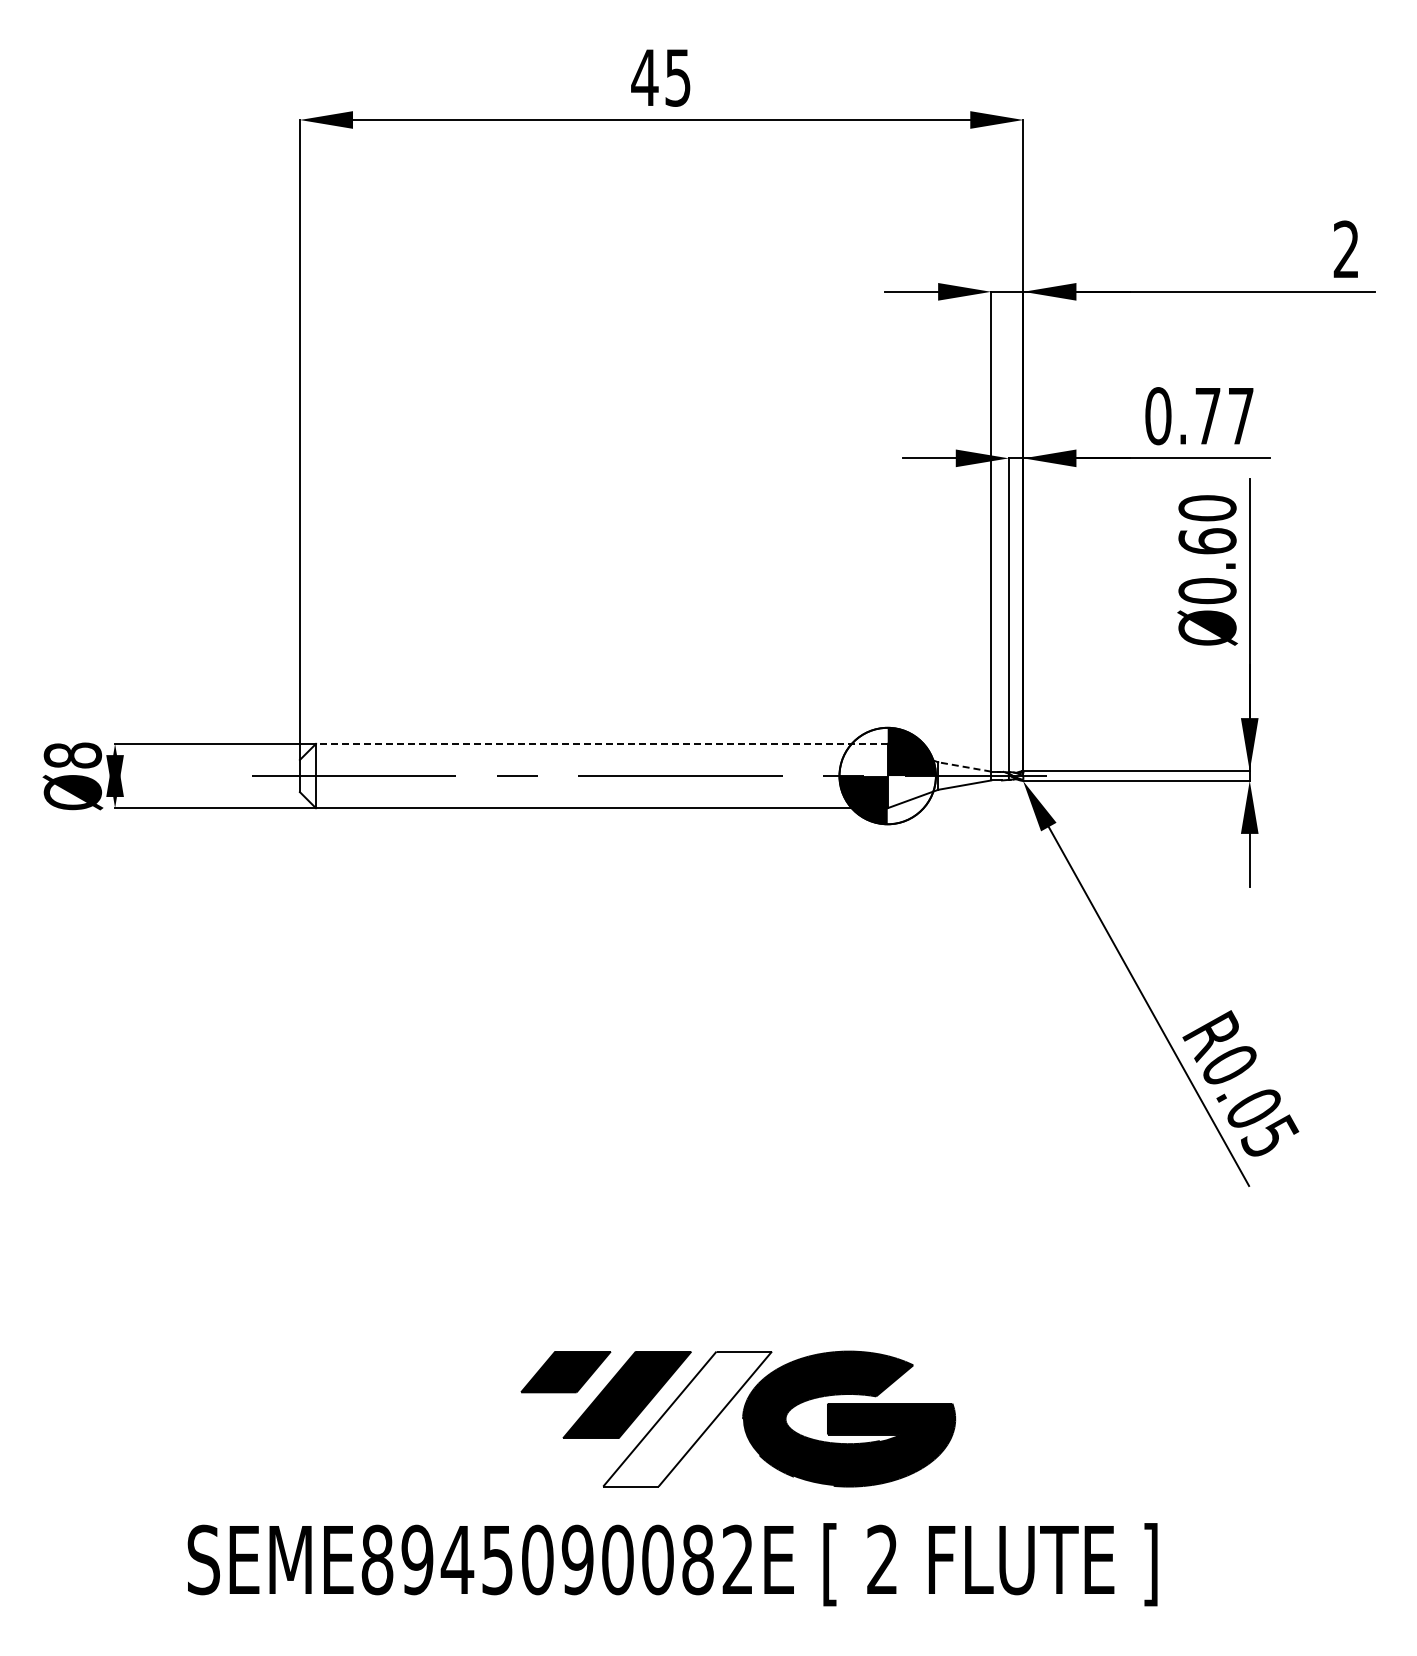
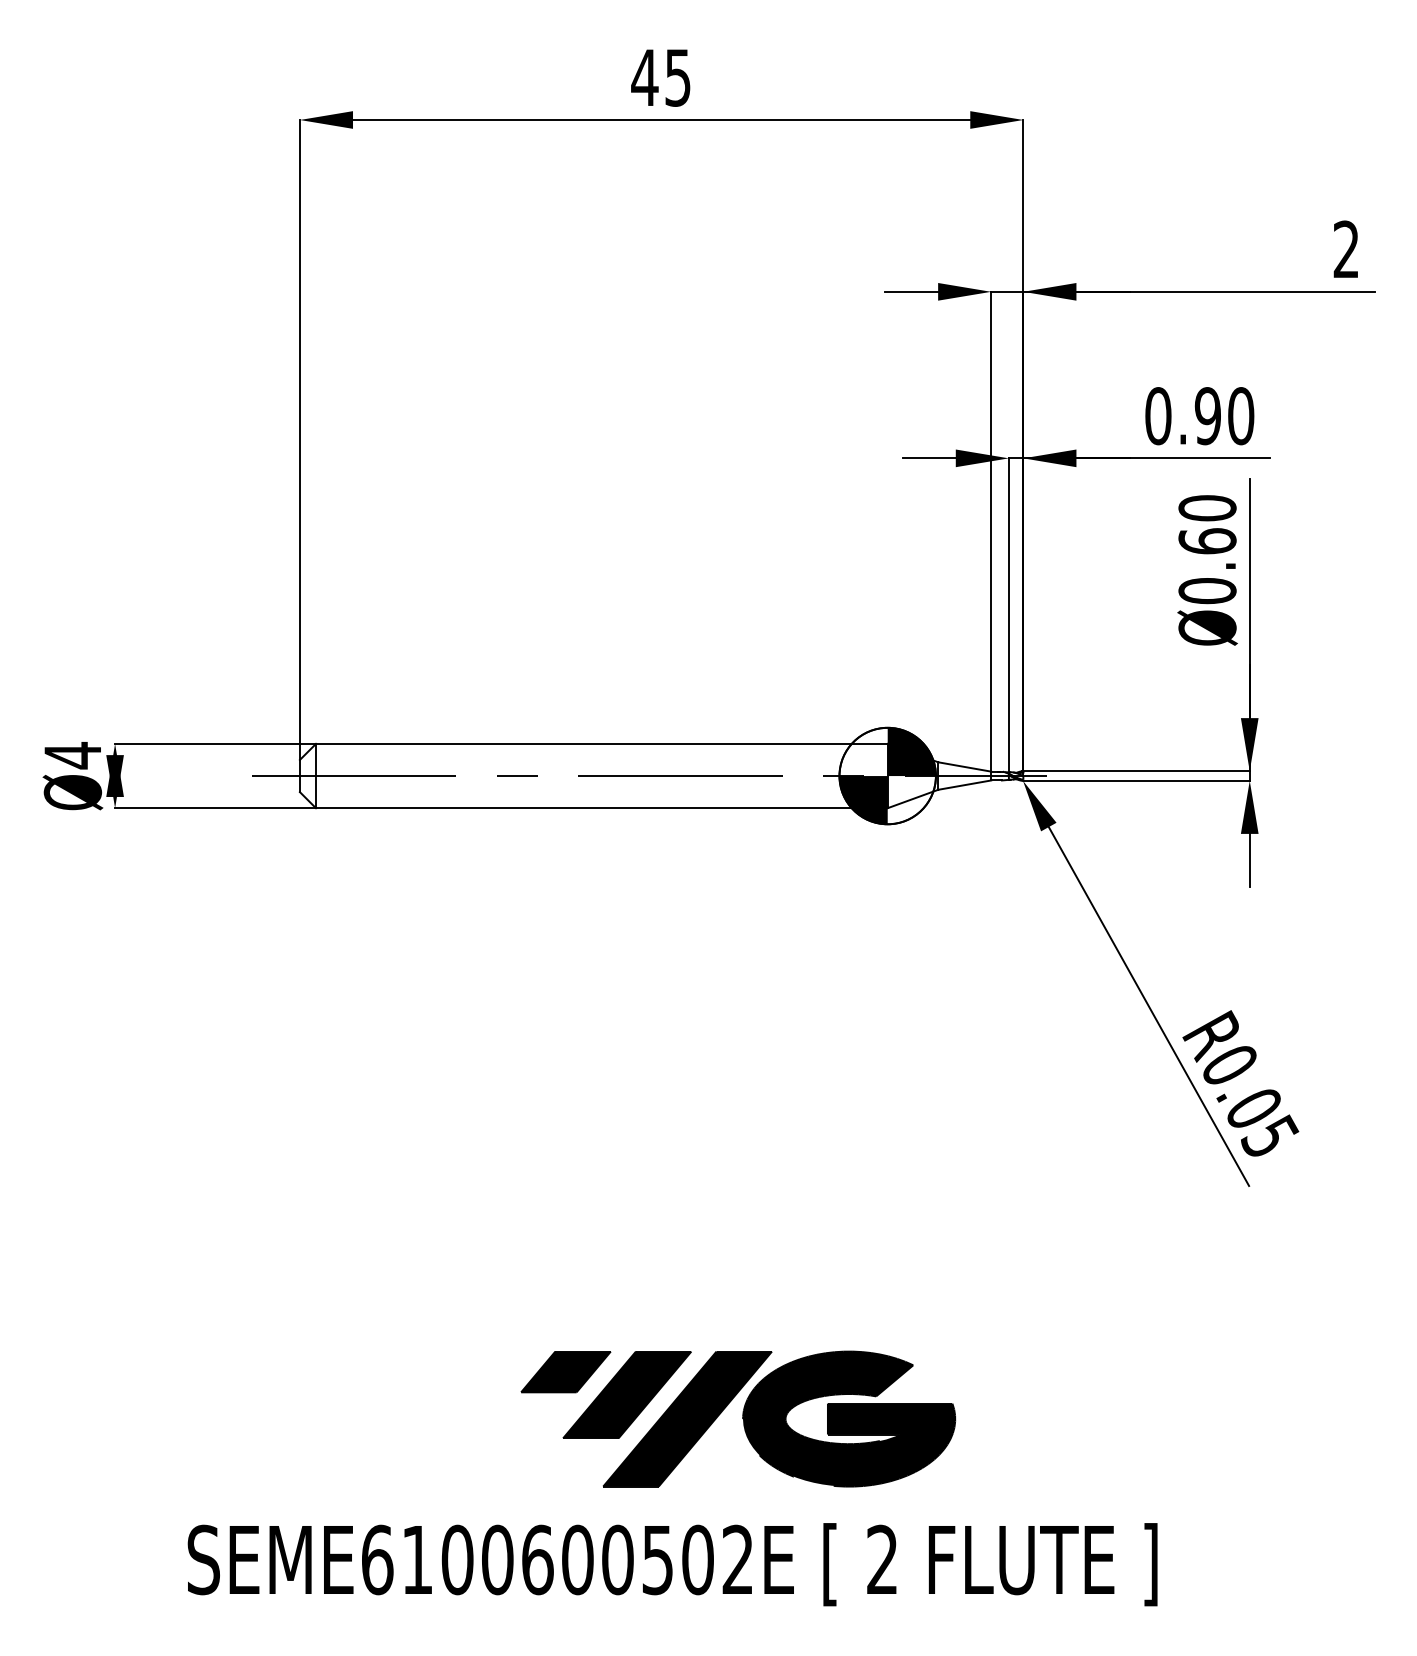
text: 0.77 -> 0.90 (1224, 416)
line: dashed -> solid (601, 743)
text: Ø8 -> Ø4 (72, 755)
line: dashed -> solid (964, 766)
fill: none -> present (687, 1418)
text: SEME8945090082E -> SEME6100600502E (537, 1559)
